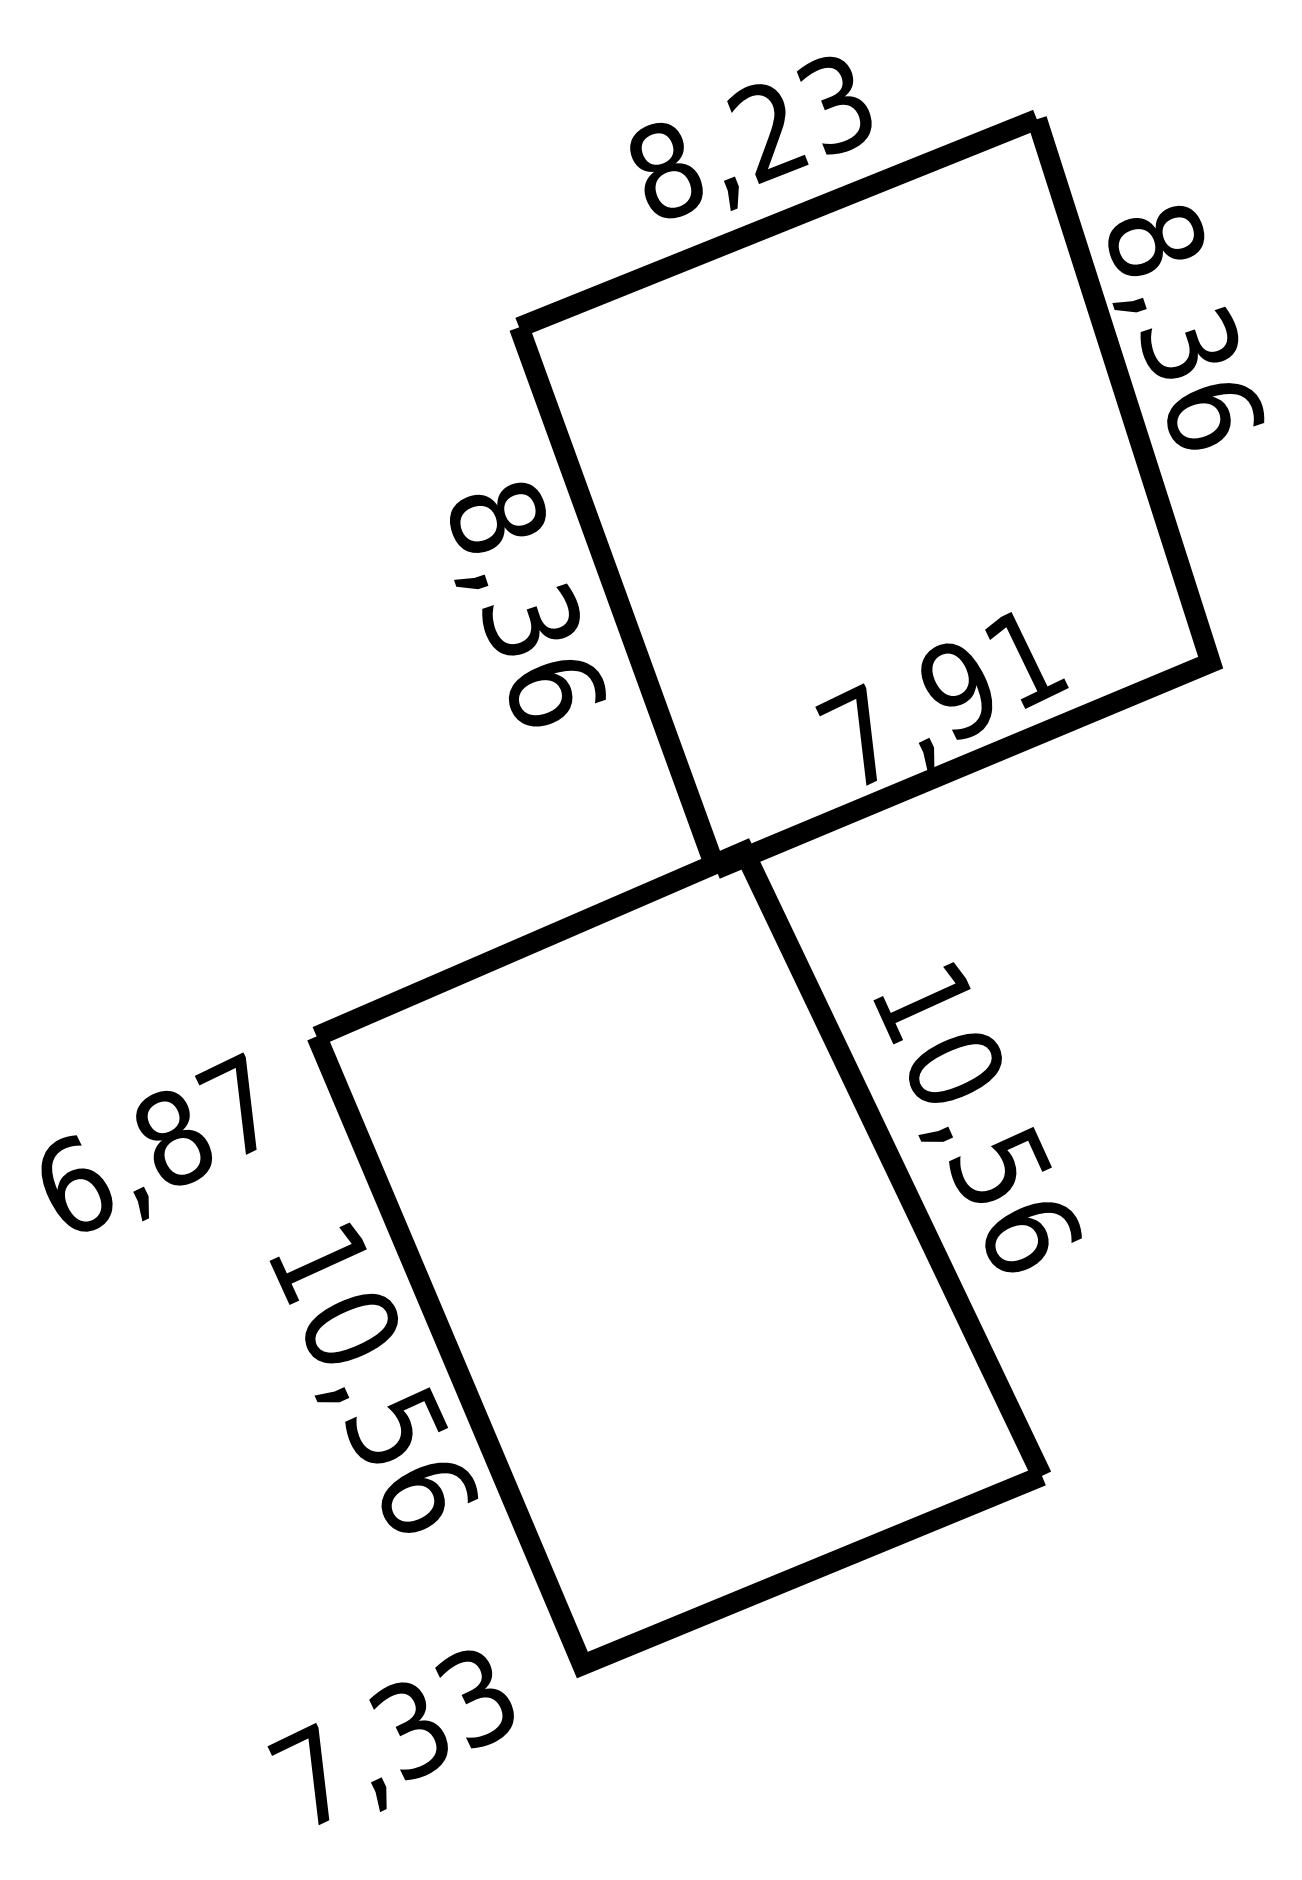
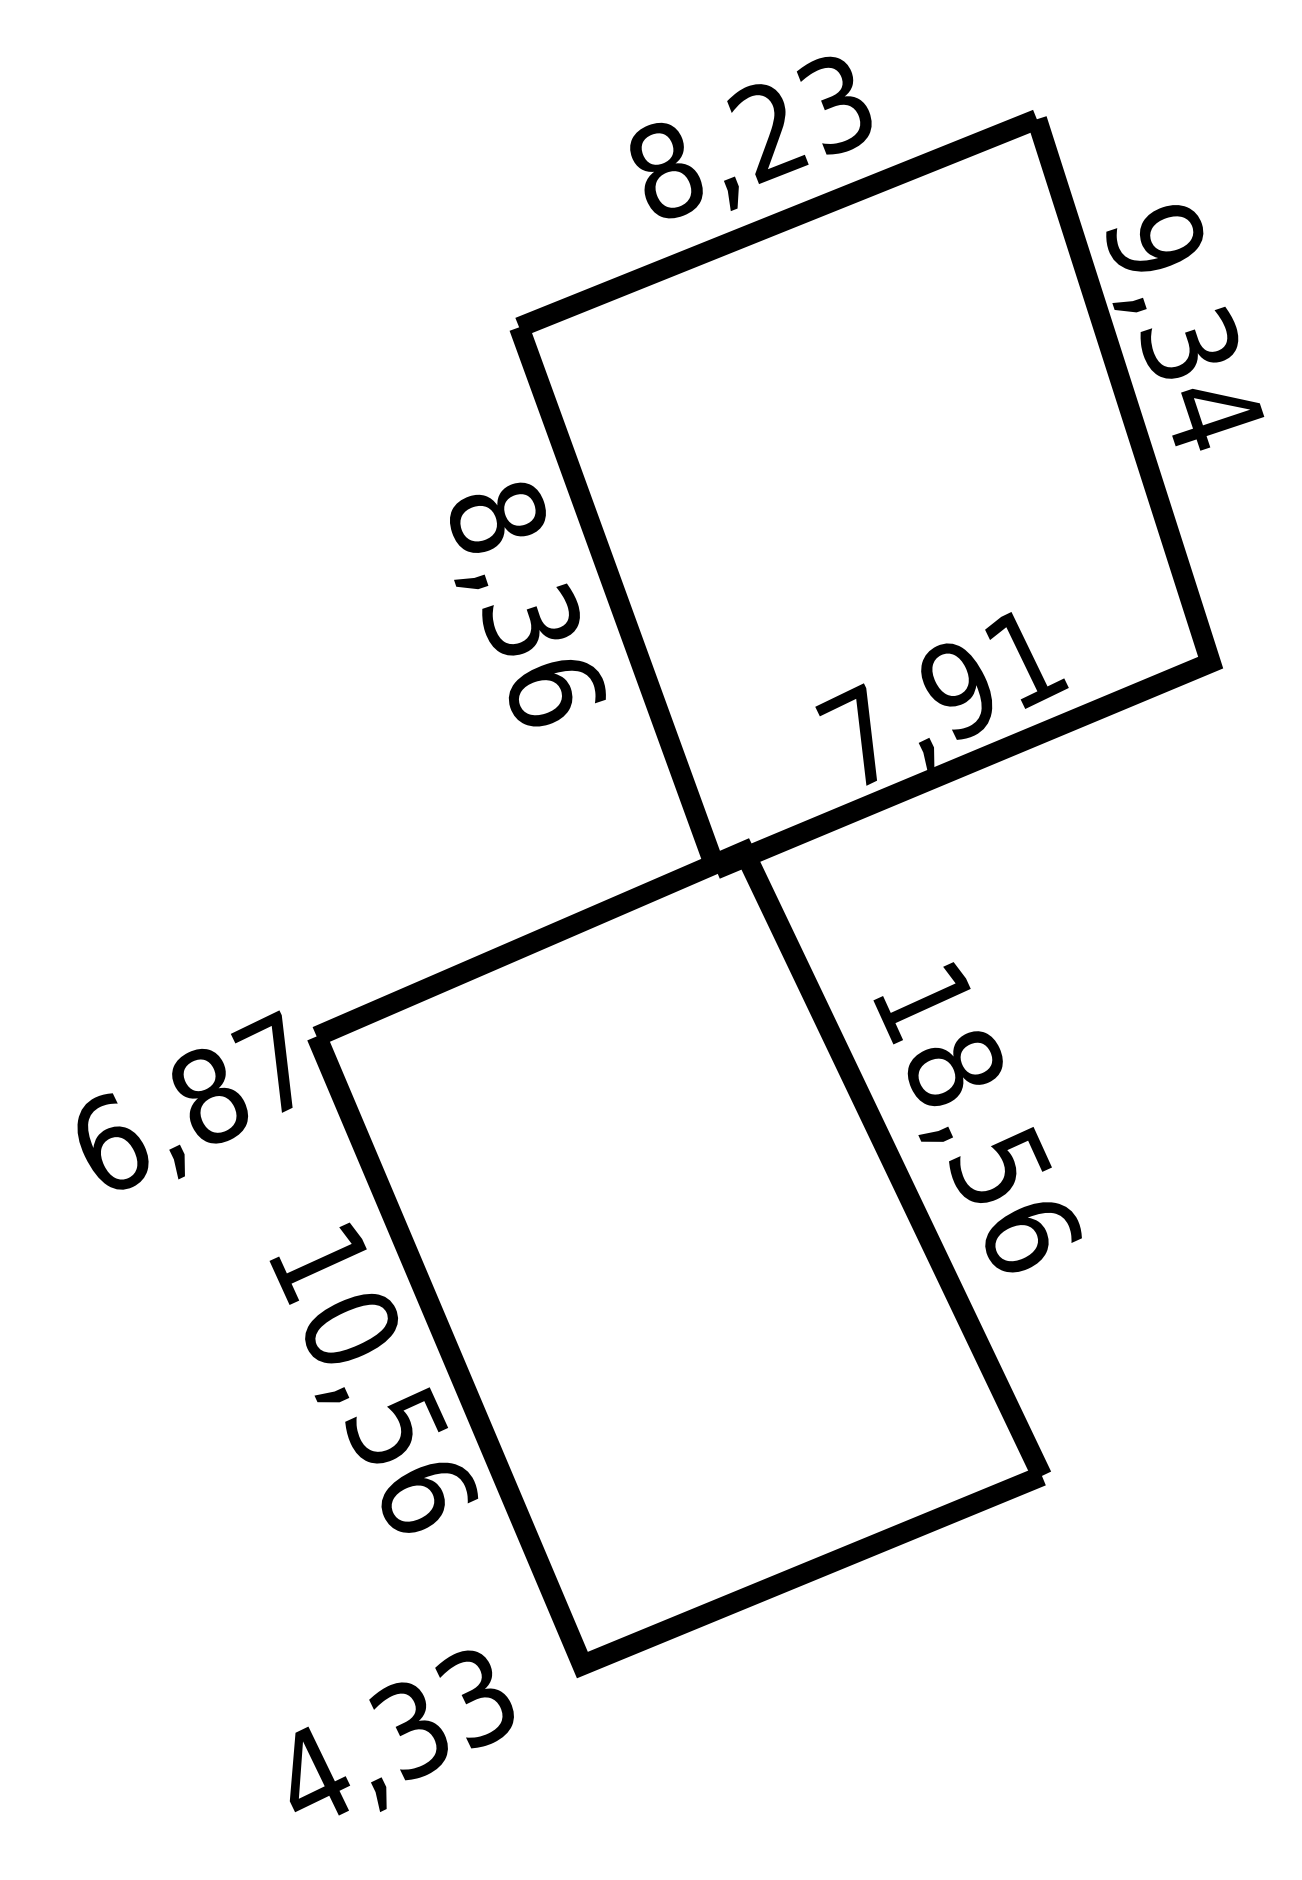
text: 8,36 -> 9,34 (1185, 327)
text: 10,56 -> 18,56 (954, 1068)
text position: (148, 1141) -> (184, 1099) (184, 1099)
text: 7,33 -> 4,33 (308, 1774)
